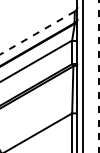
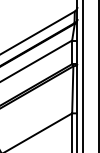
line: dashed -> solid (37, 32)
line: dashed -> solid (98, 75)
